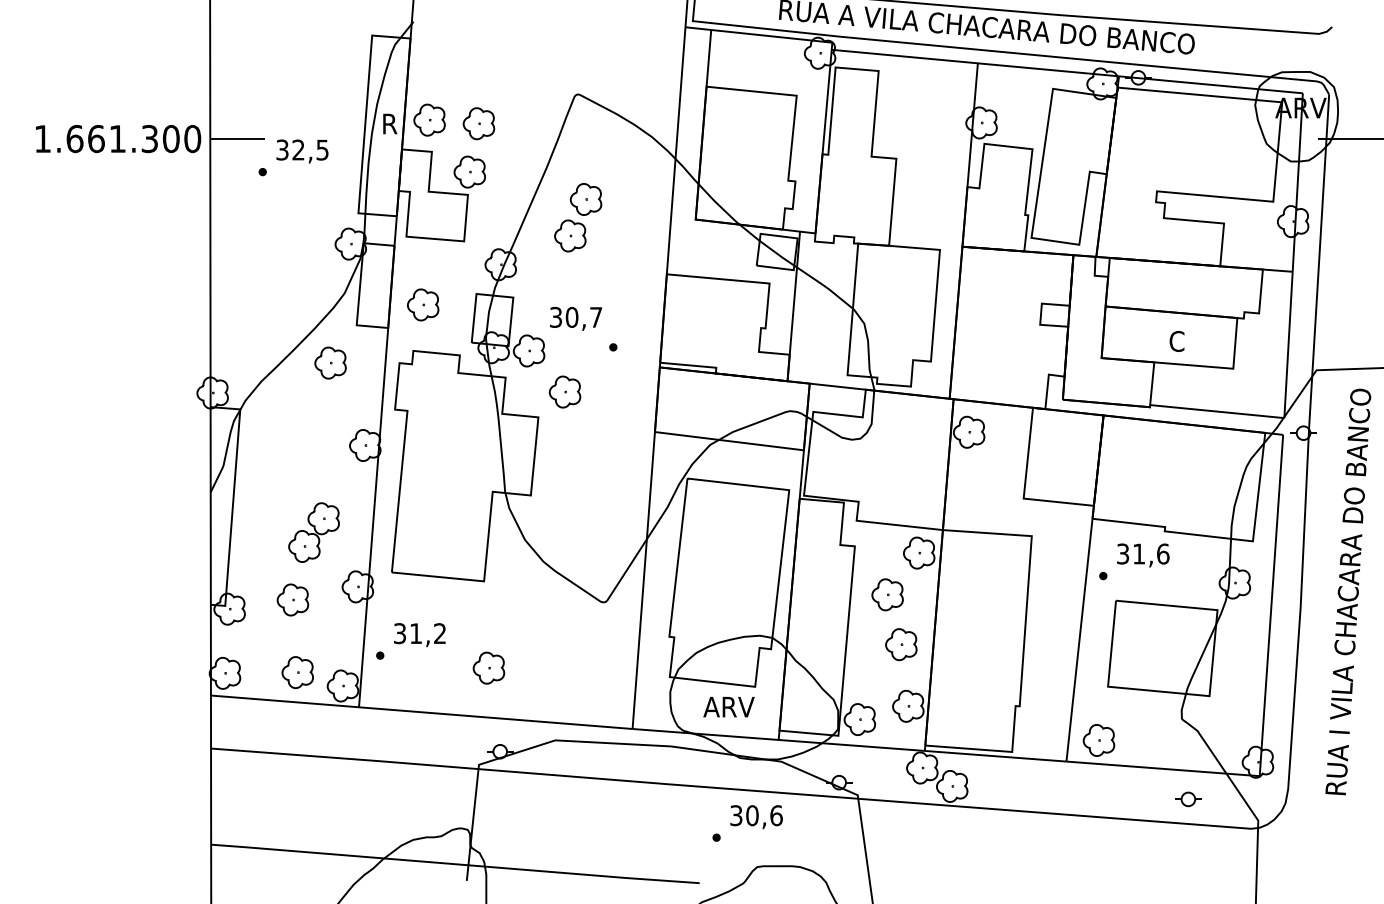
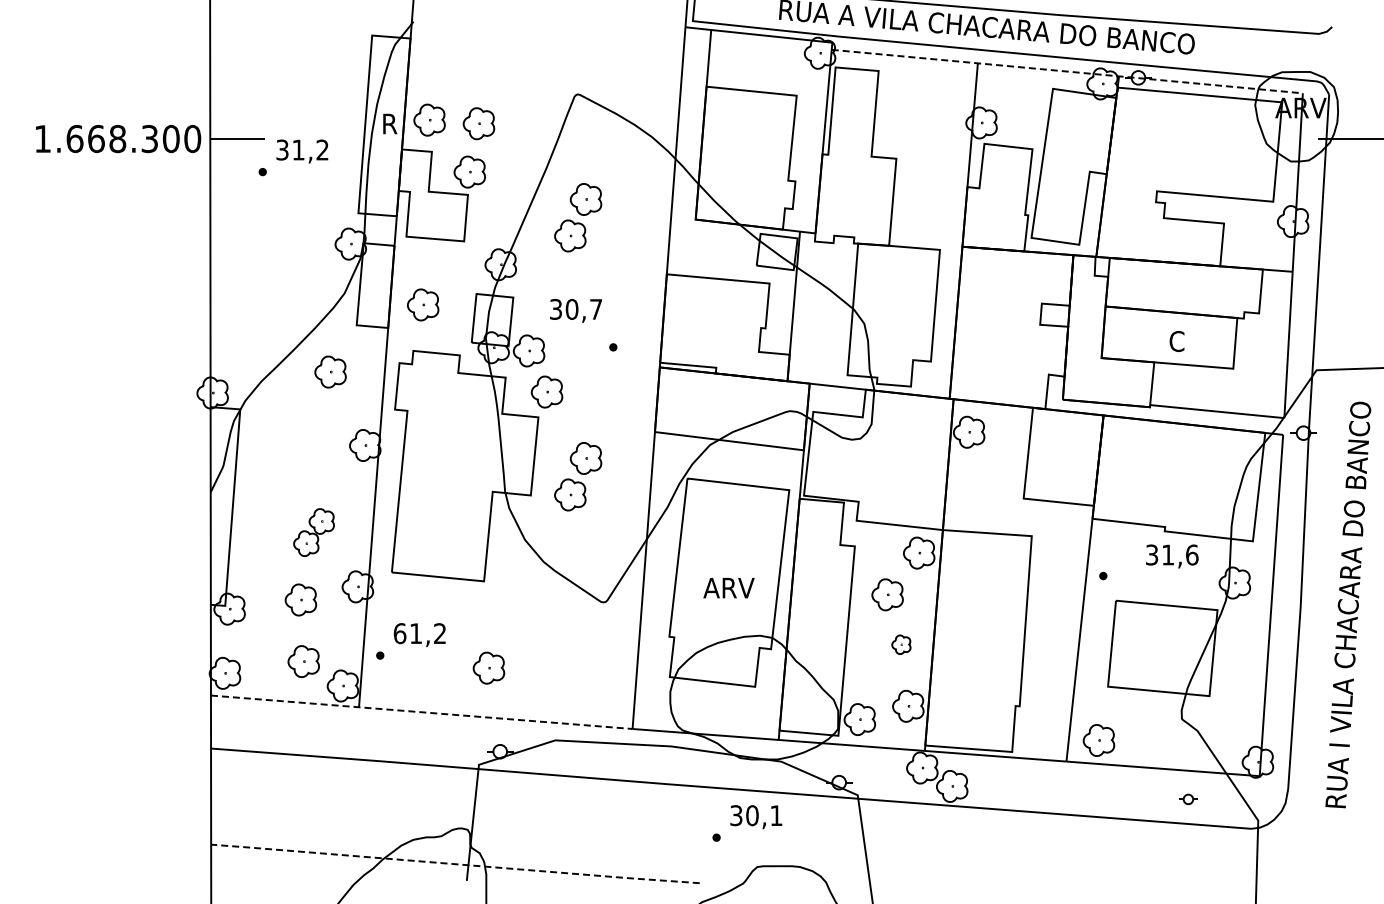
line: solid -> dashed (1067, 71)
text: 1.661.300 -> 1.668.300 (117, 139)
text: 32,5 -> 31,2 (310, 149)
text position: (575, 318) -> (575, 310) (575, 310)
part position: (330, 362) -> (330, 371) (330, 371)
part position: (564, 391) -> (546, 391) (546, 391)
part: none -> present (578, 476)
part size: 52x61 px -> 42x49 px (313, 532)
text position: (1143, 555) -> (1172, 556) (1172, 556)
text position: (1348, 591) -> (1348, 604) (1348, 604)
part position: (292, 599) -> (300, 599) (300, 599)
text: 31,2 -> 61,2 (399, 633)
part size: 33x34 px -> 21x21 px (901, 644)
part position: (297, 672) -> (303, 661) (303, 661)
text position: (728, 707) -> (728, 588) (728, 588)
line: solid -> dashed (421, 712)
part size: 27x17 px -> 19x13 px (1188, 799)
text: 30,6 -> 30,1 (776, 815)
line: solid -> dashed (455, 864)
